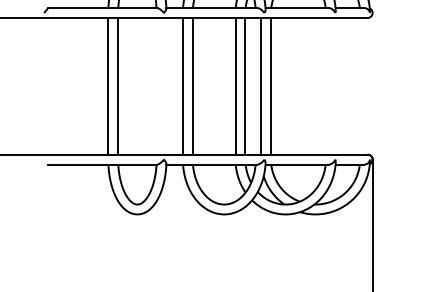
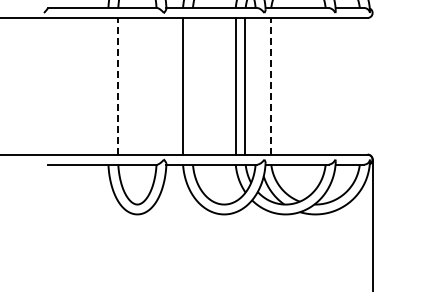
line: present -> none (108, 85)
line: solid -> dashed (118, 85)
line: present -> none (192, 85)
line: present -> none (261, 85)
line: solid -> dashed (271, 85)
